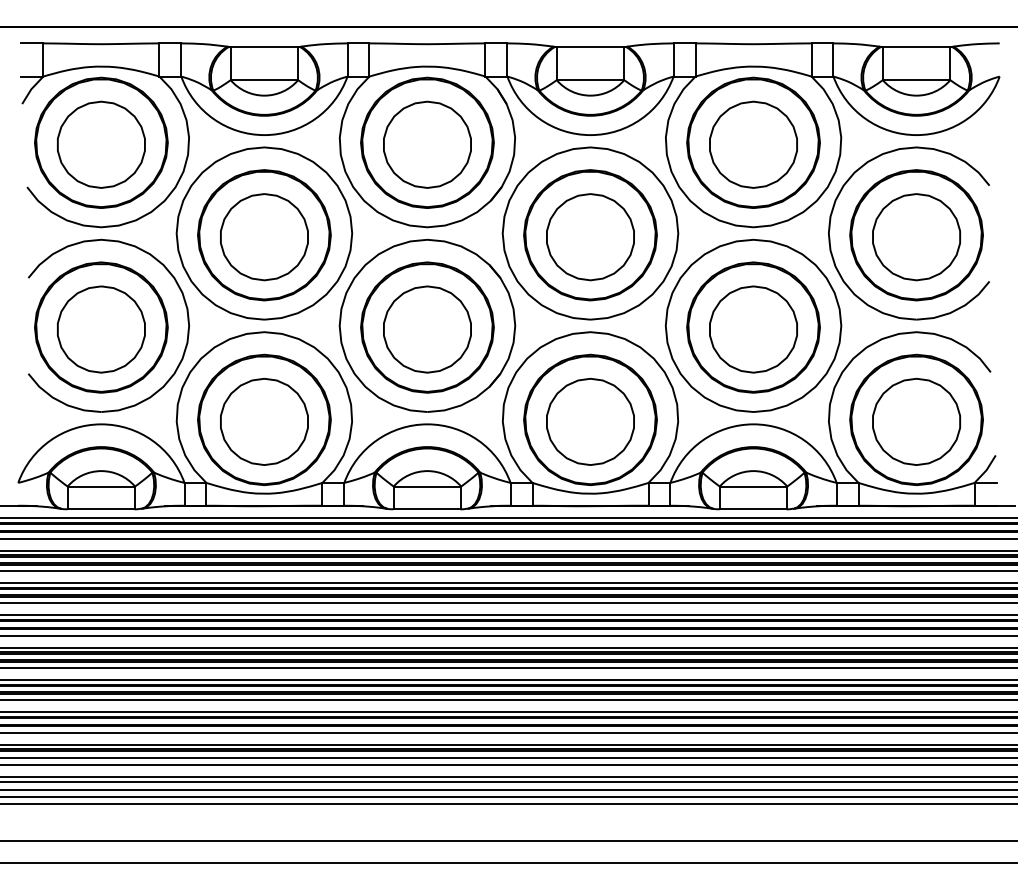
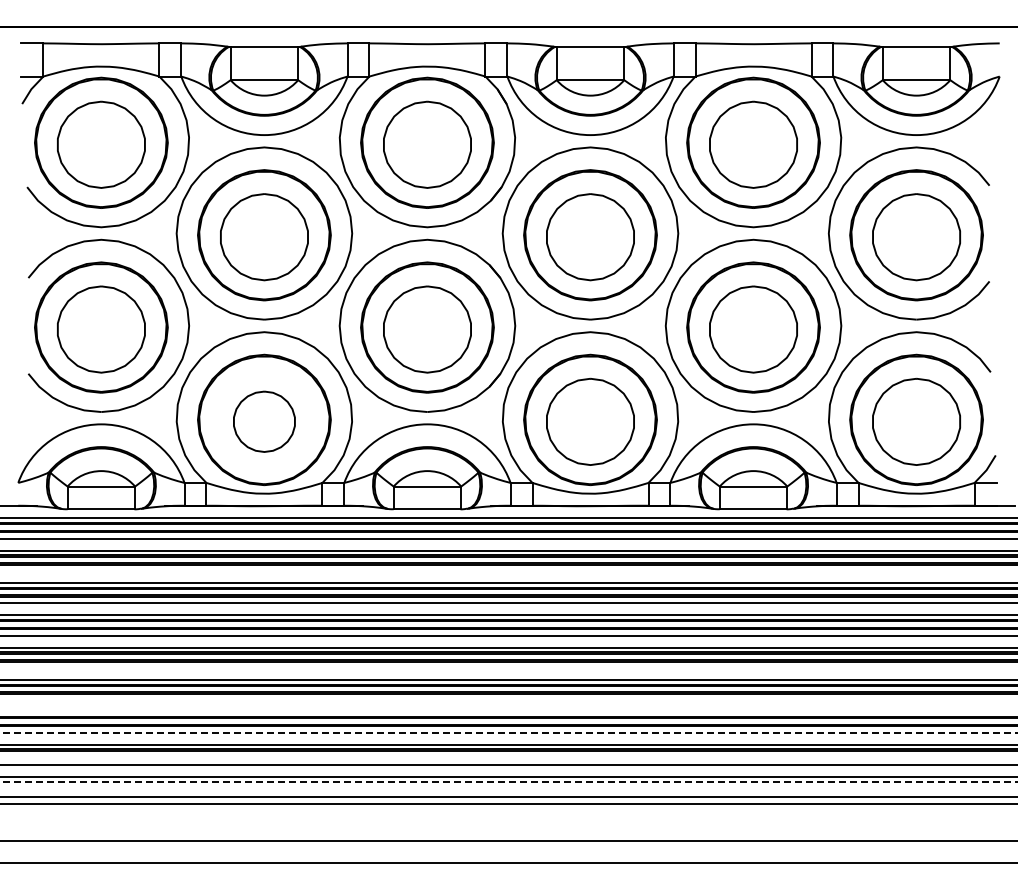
part size: 89x89 px -> 63x63 px (264, 421)
line: present -> none (508, 571)
line: present -> none (508, 668)
line: present -> none (508, 700)
line: present -> none (508, 712)
line: solid -> dashed (508, 732)
line: present -> none (508, 757)
line: solid -> dashed (508, 782)
line: present -> none (508, 790)
